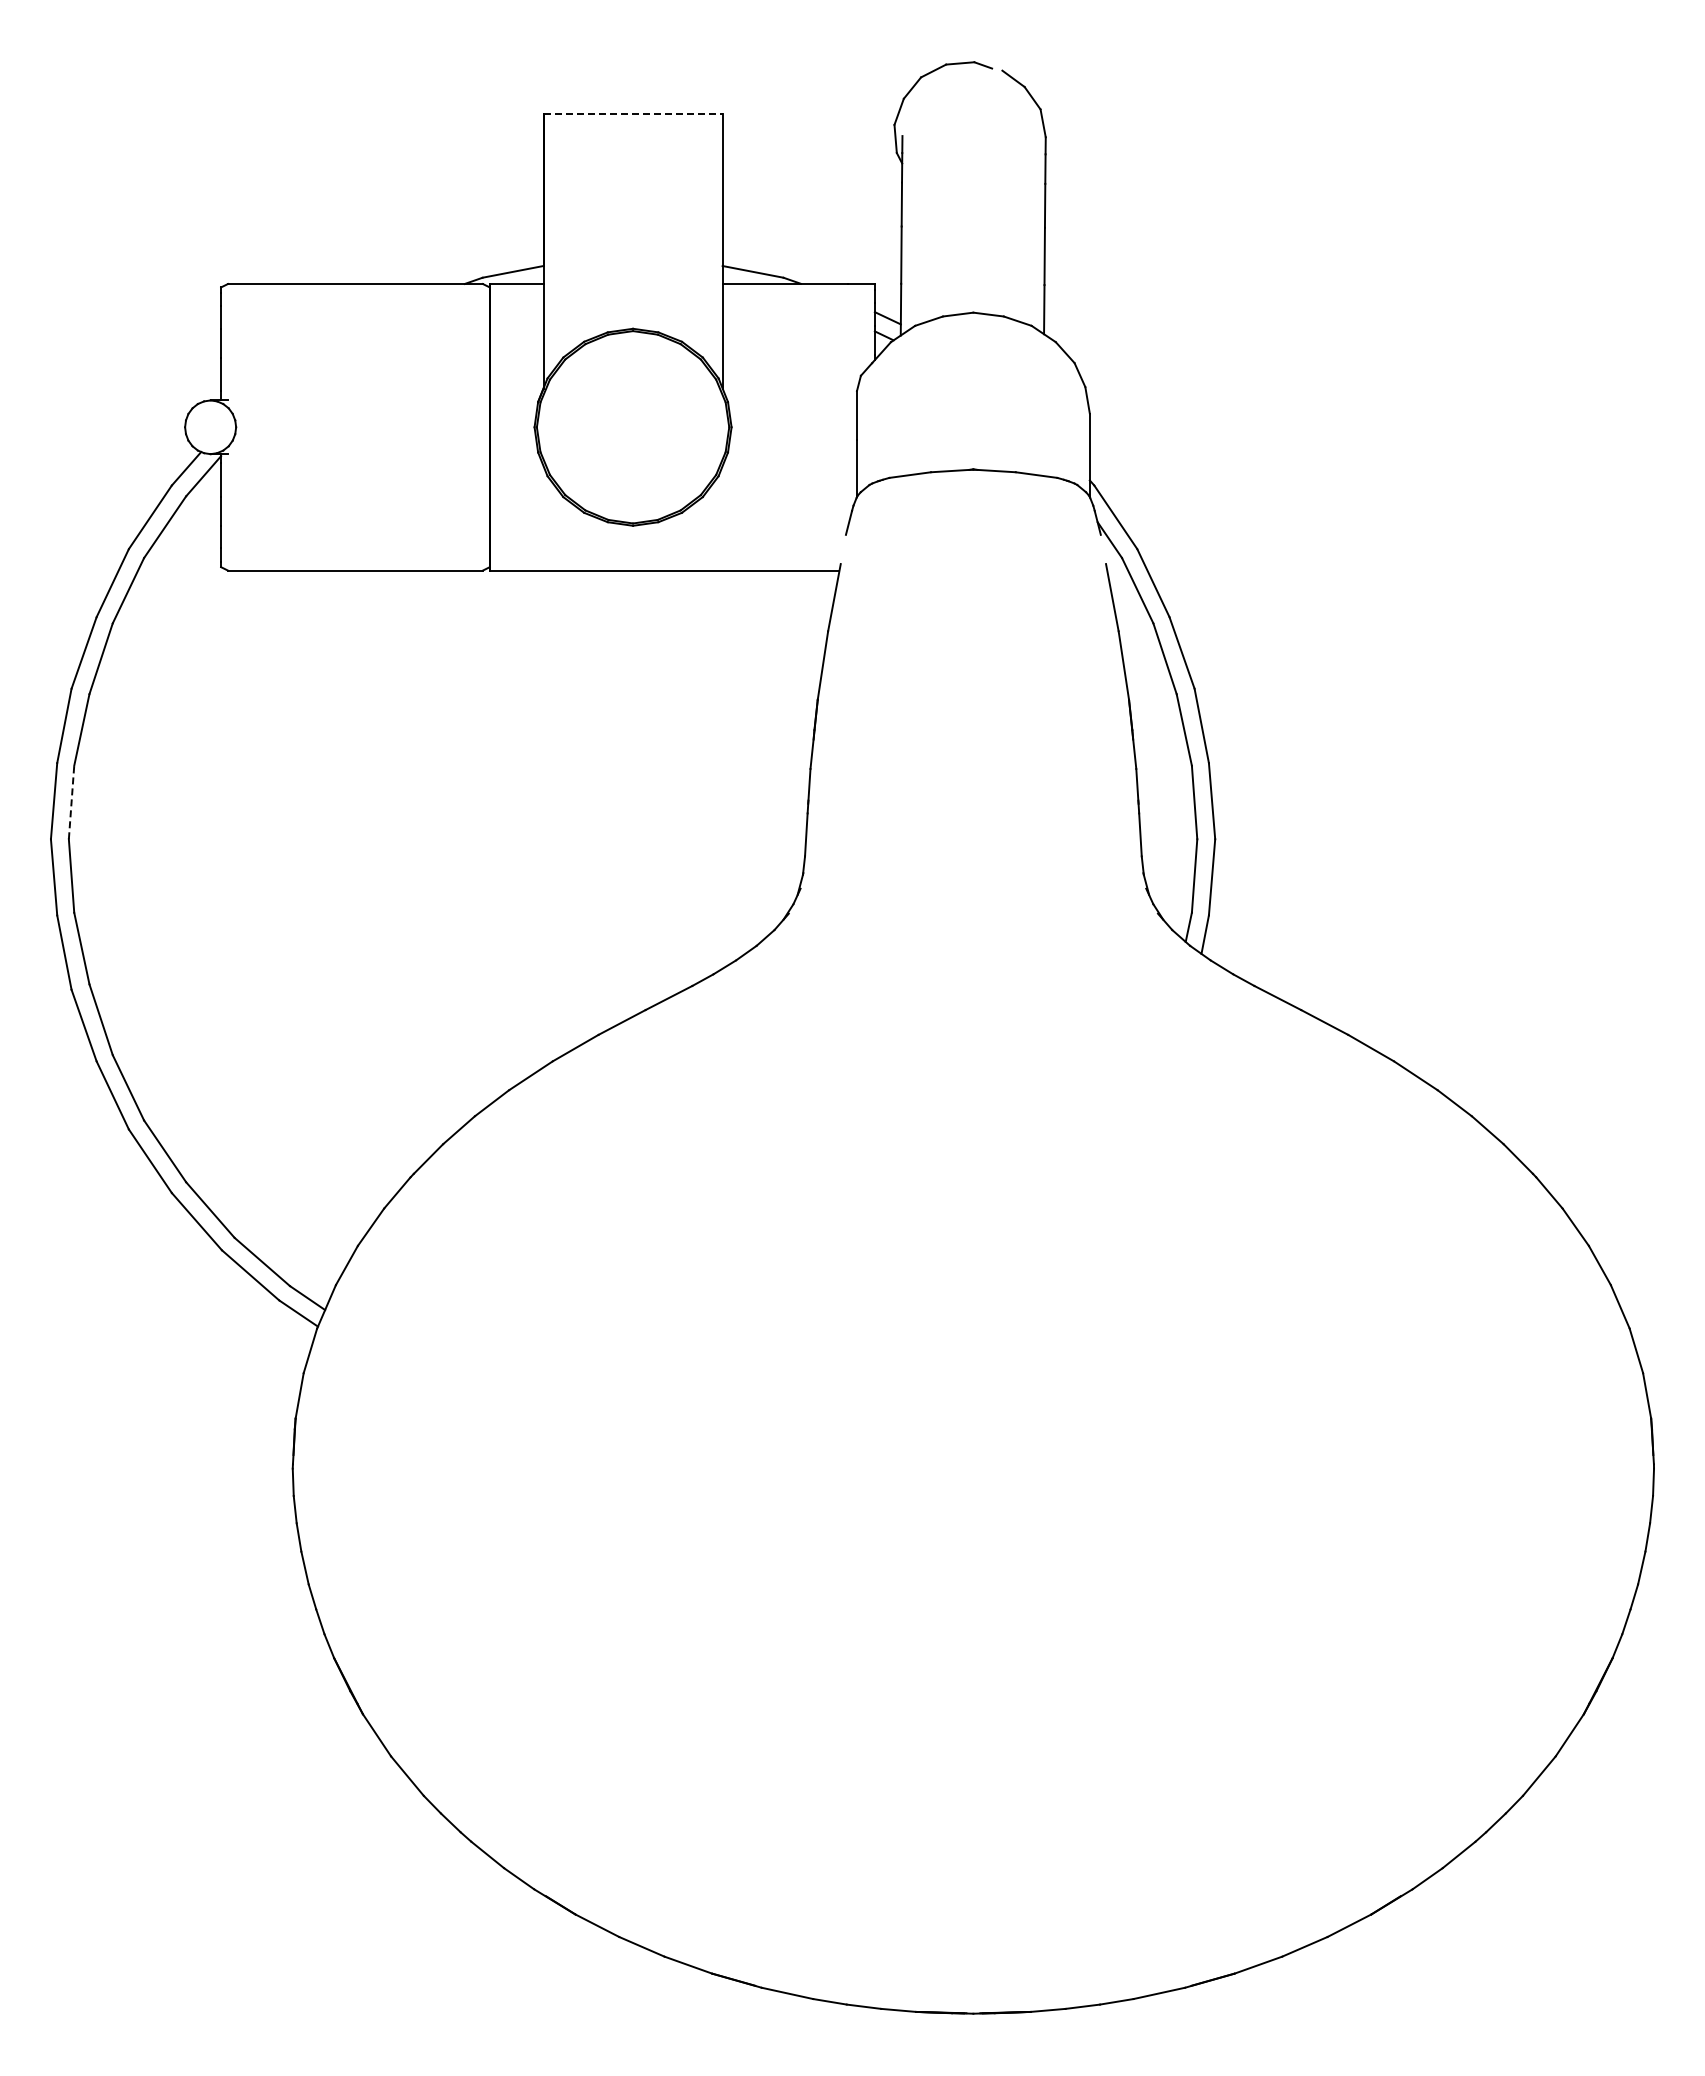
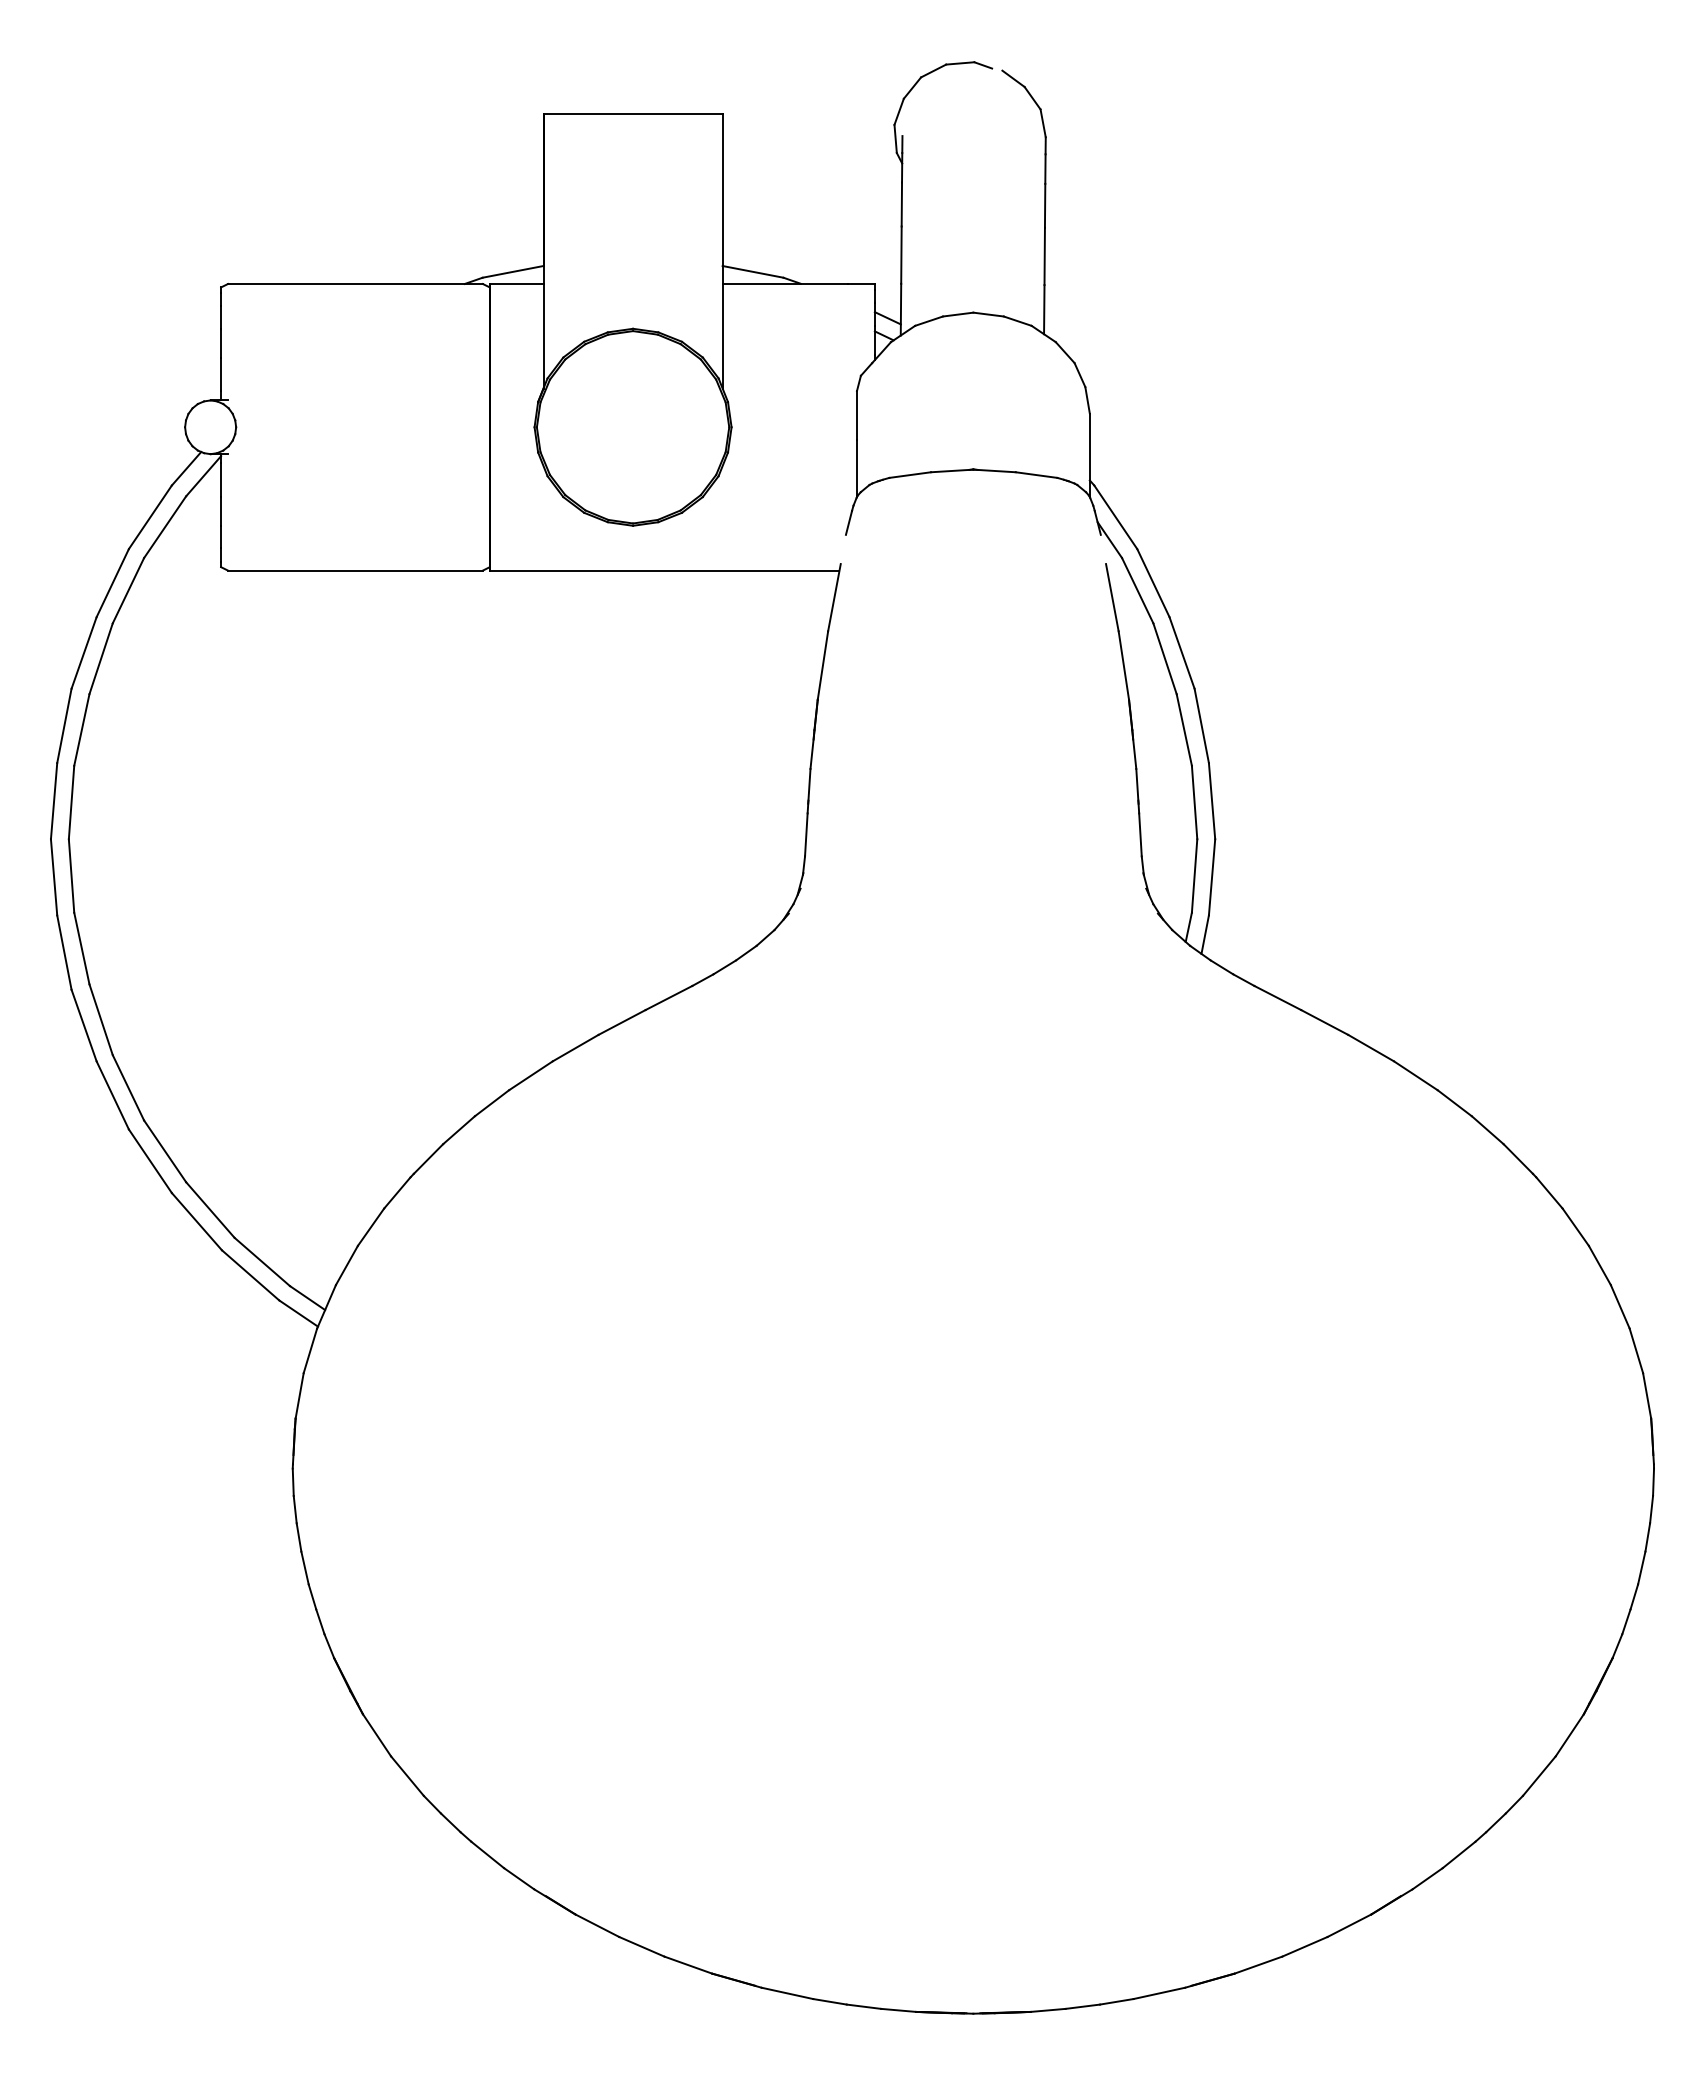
line: dashed -> solid (633, 113)
line: dashed -> solid (71, 802)
